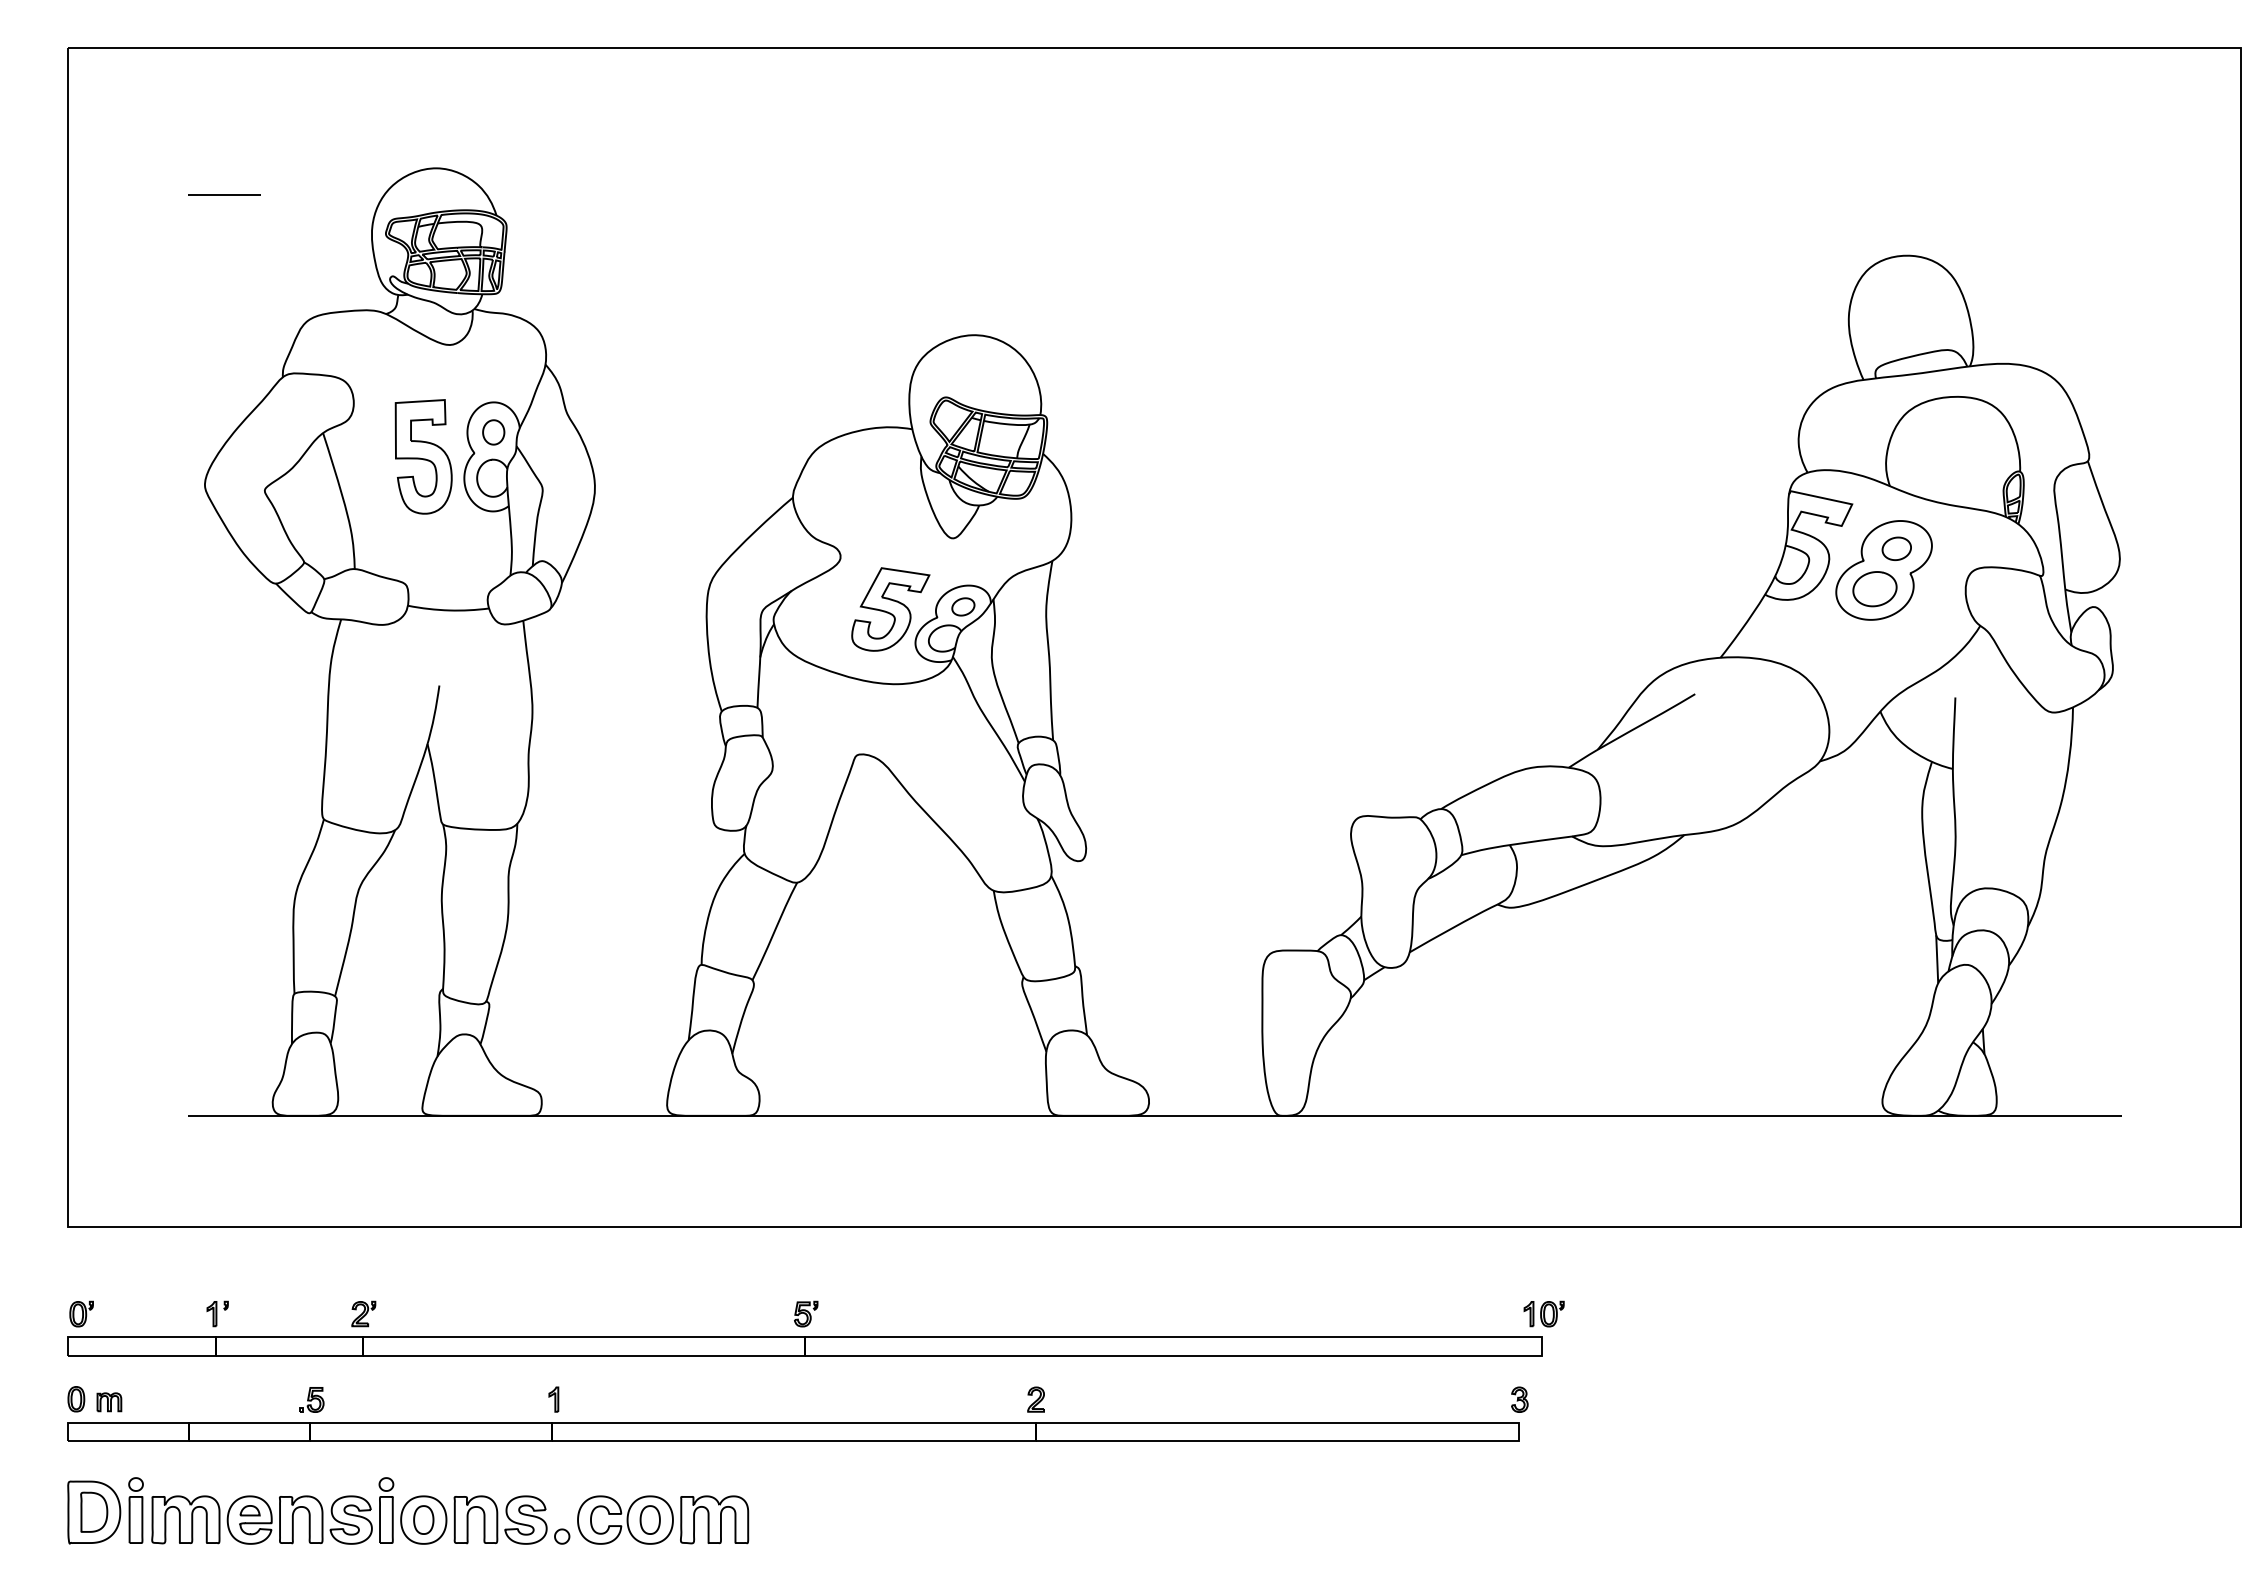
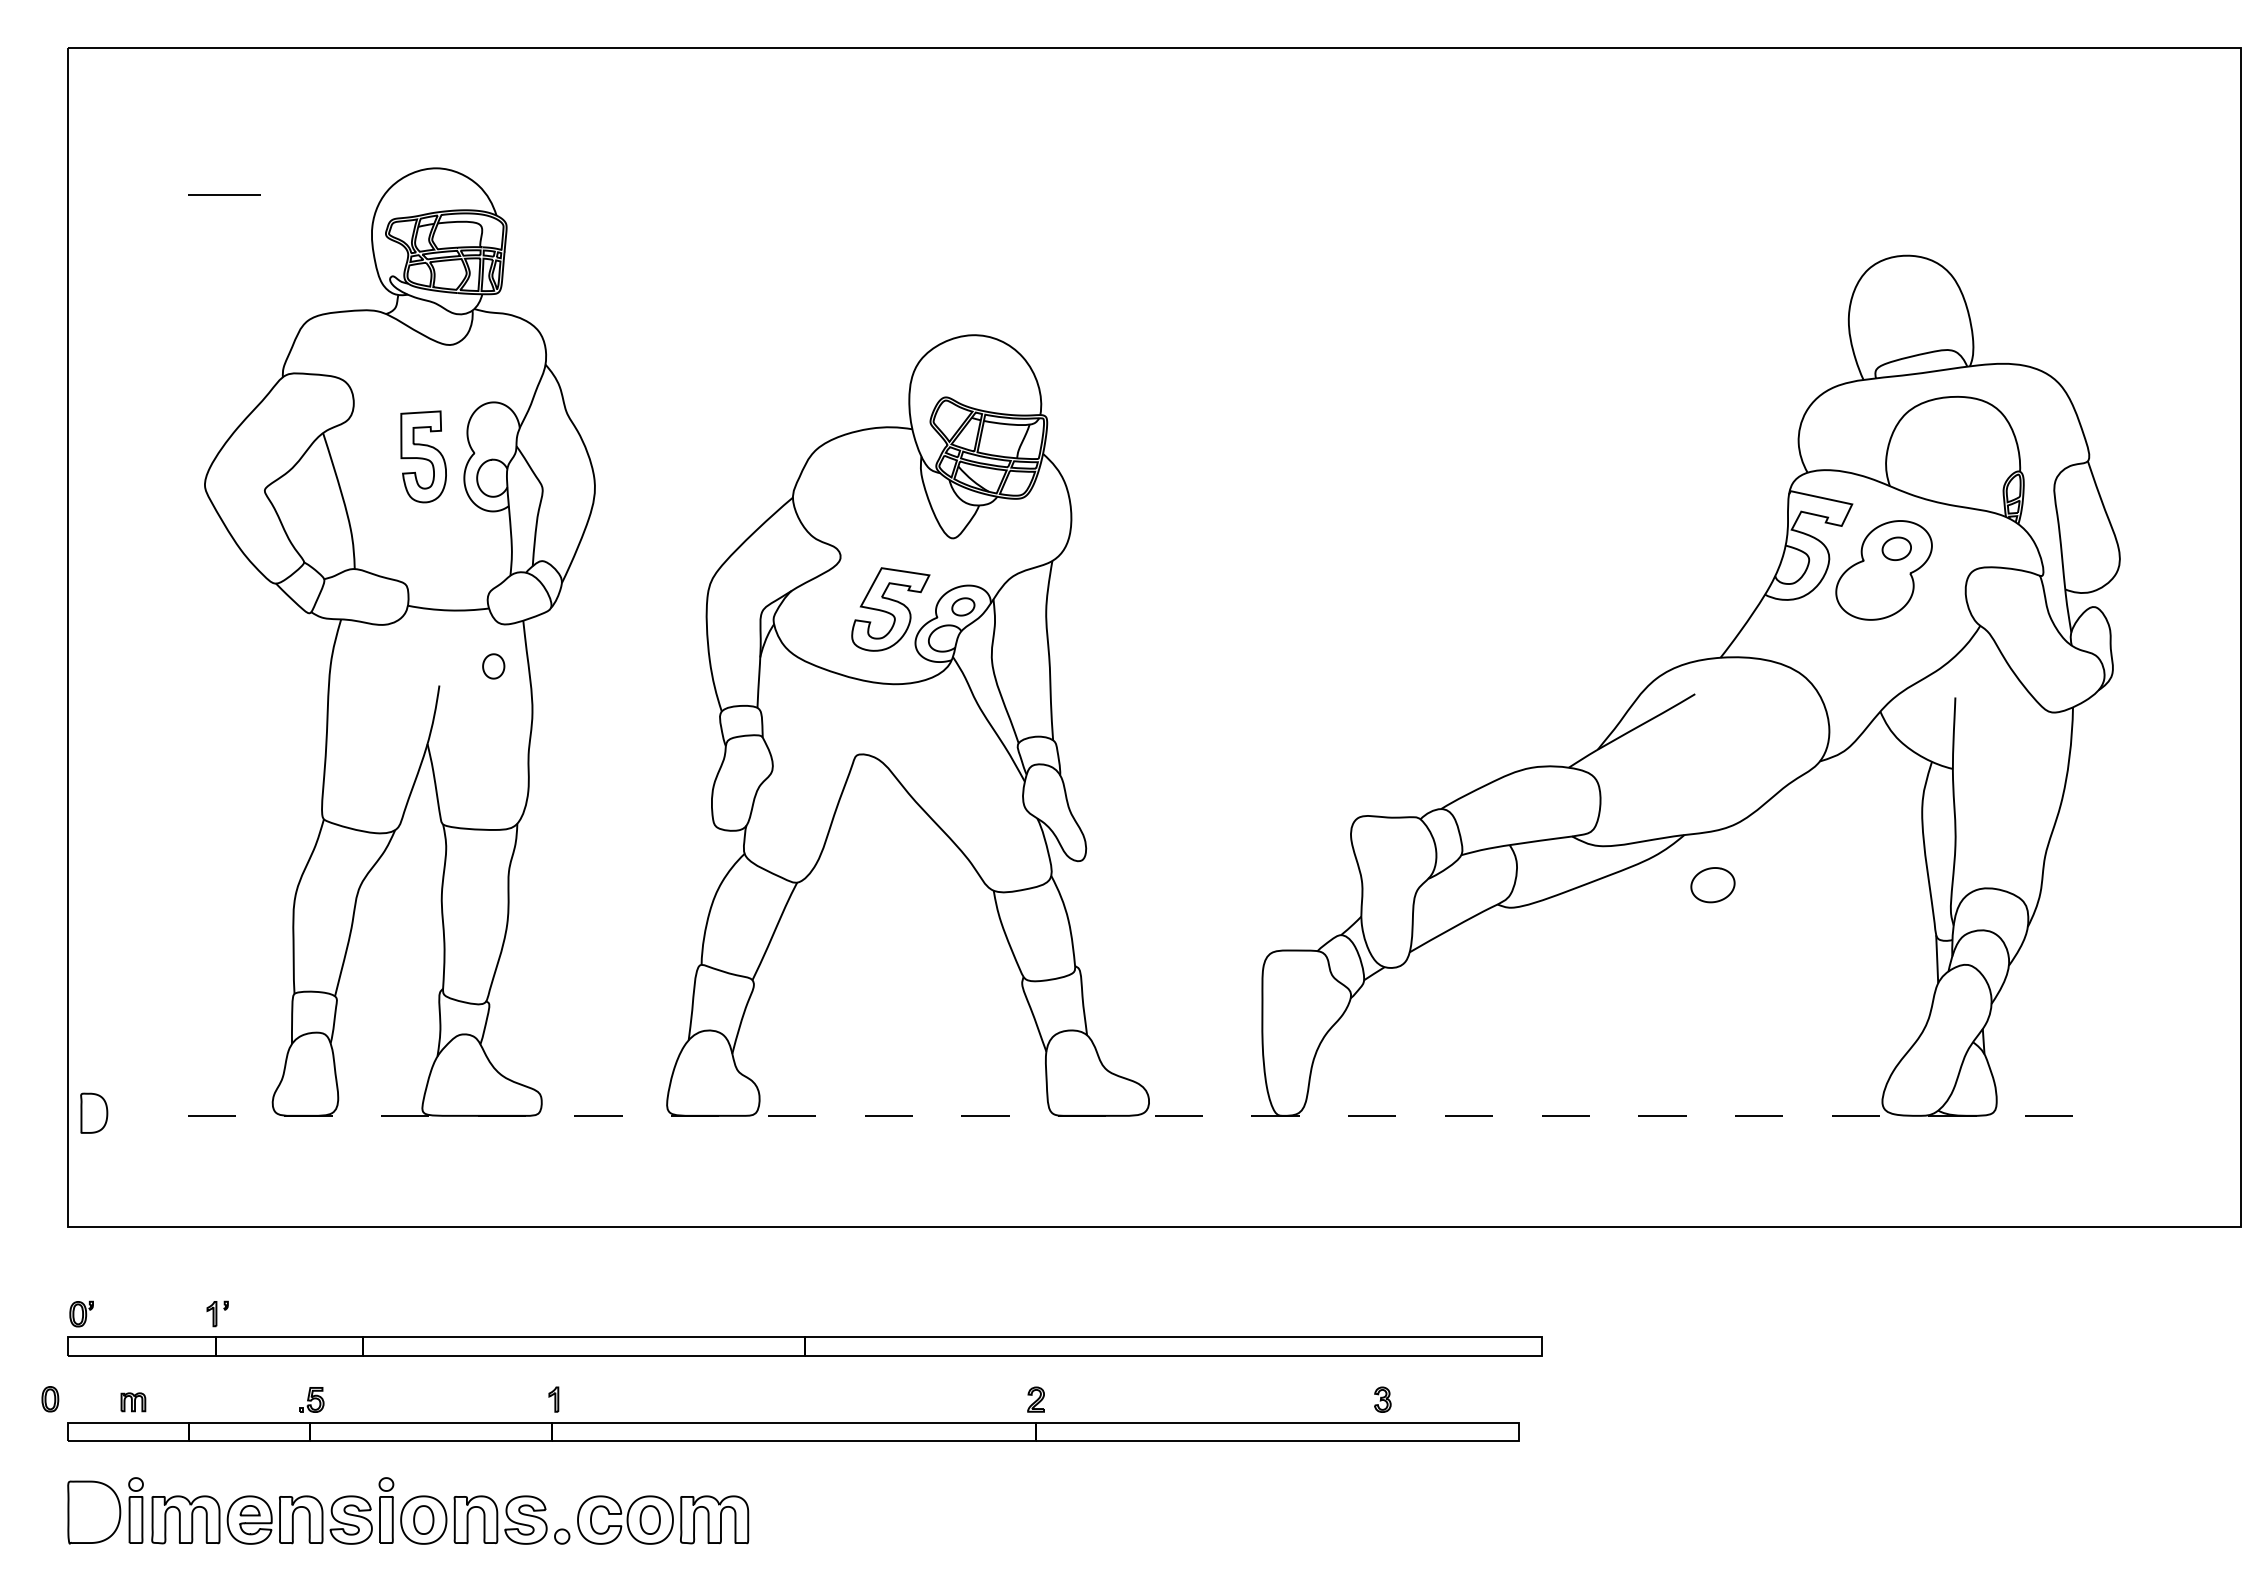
part position: (493, 432) -> (493, 666) (493, 666)
part size: 59x116 px -> 47x94 px (423, 456)
part position: (1874, 589) -> (1712, 885) (1712, 885)
line: solid -> dashed (1155, 1115)
part: present -> none (363, 1313)
part: present -> none (806, 1313)
part: present -> none (1543, 1313)
part position: (76, 1399) -> (50, 1399) (50, 1399)
part position: (1519, 1399) -> (1382, 1399) (1382, 1399)
part position: (109, 1402) -> (133, 1402) (133, 1402)
part position: (94, 1511) -> (94, 1112) (94, 1112)
